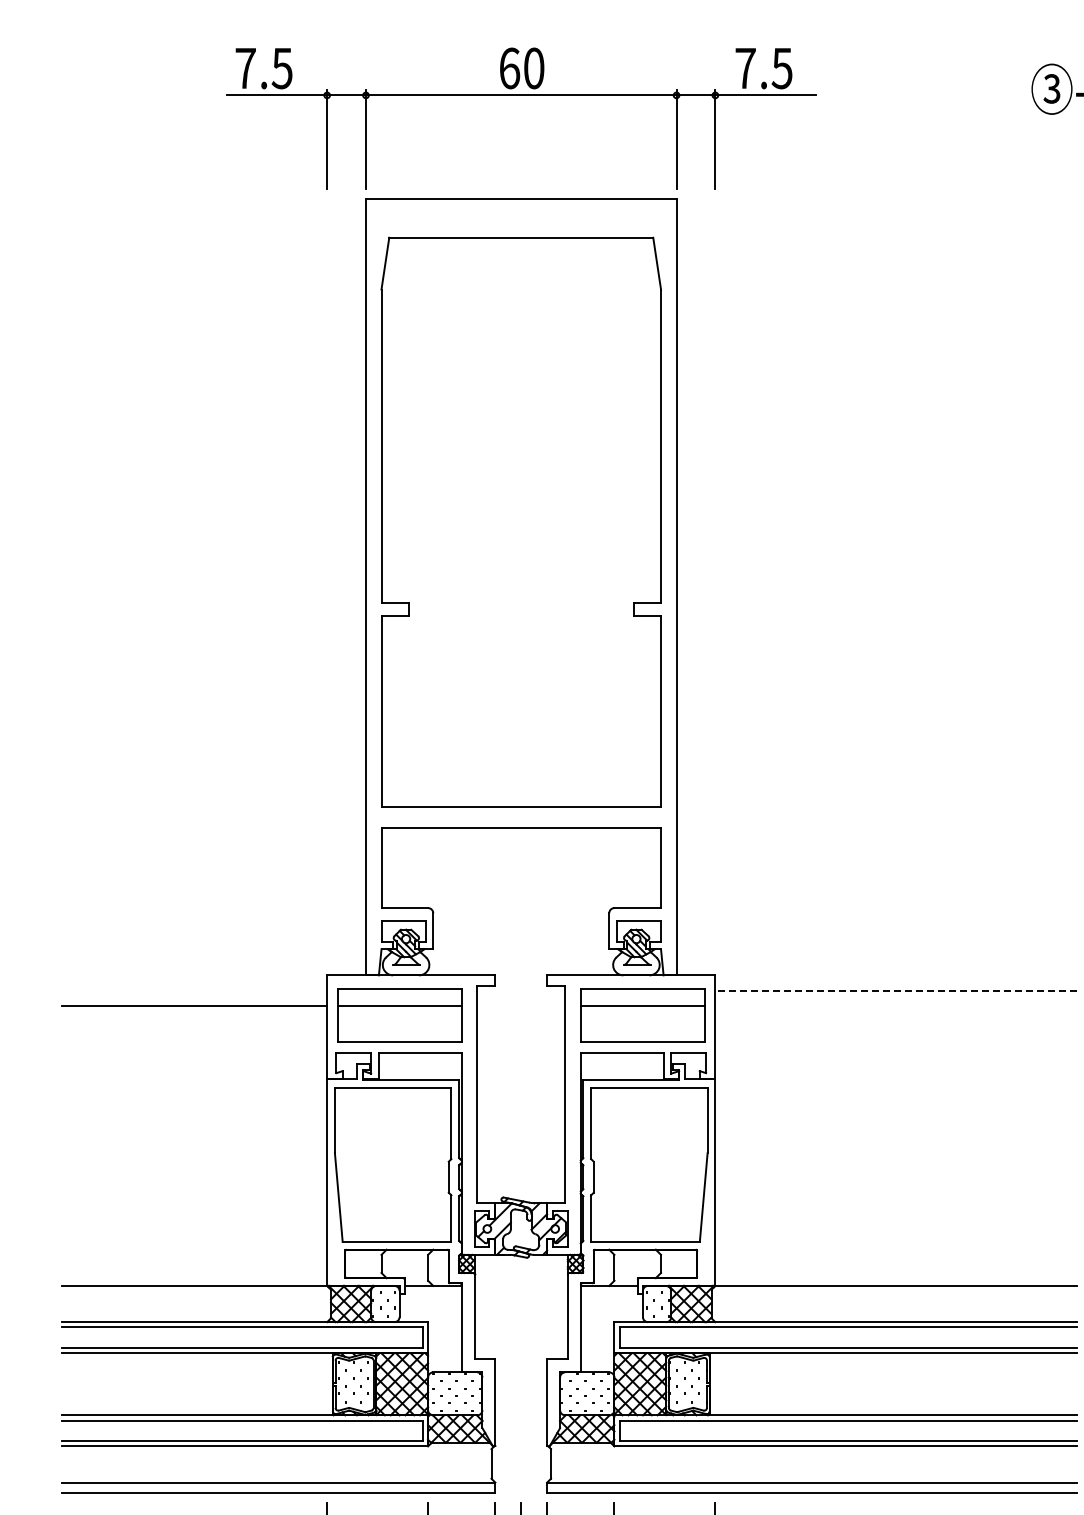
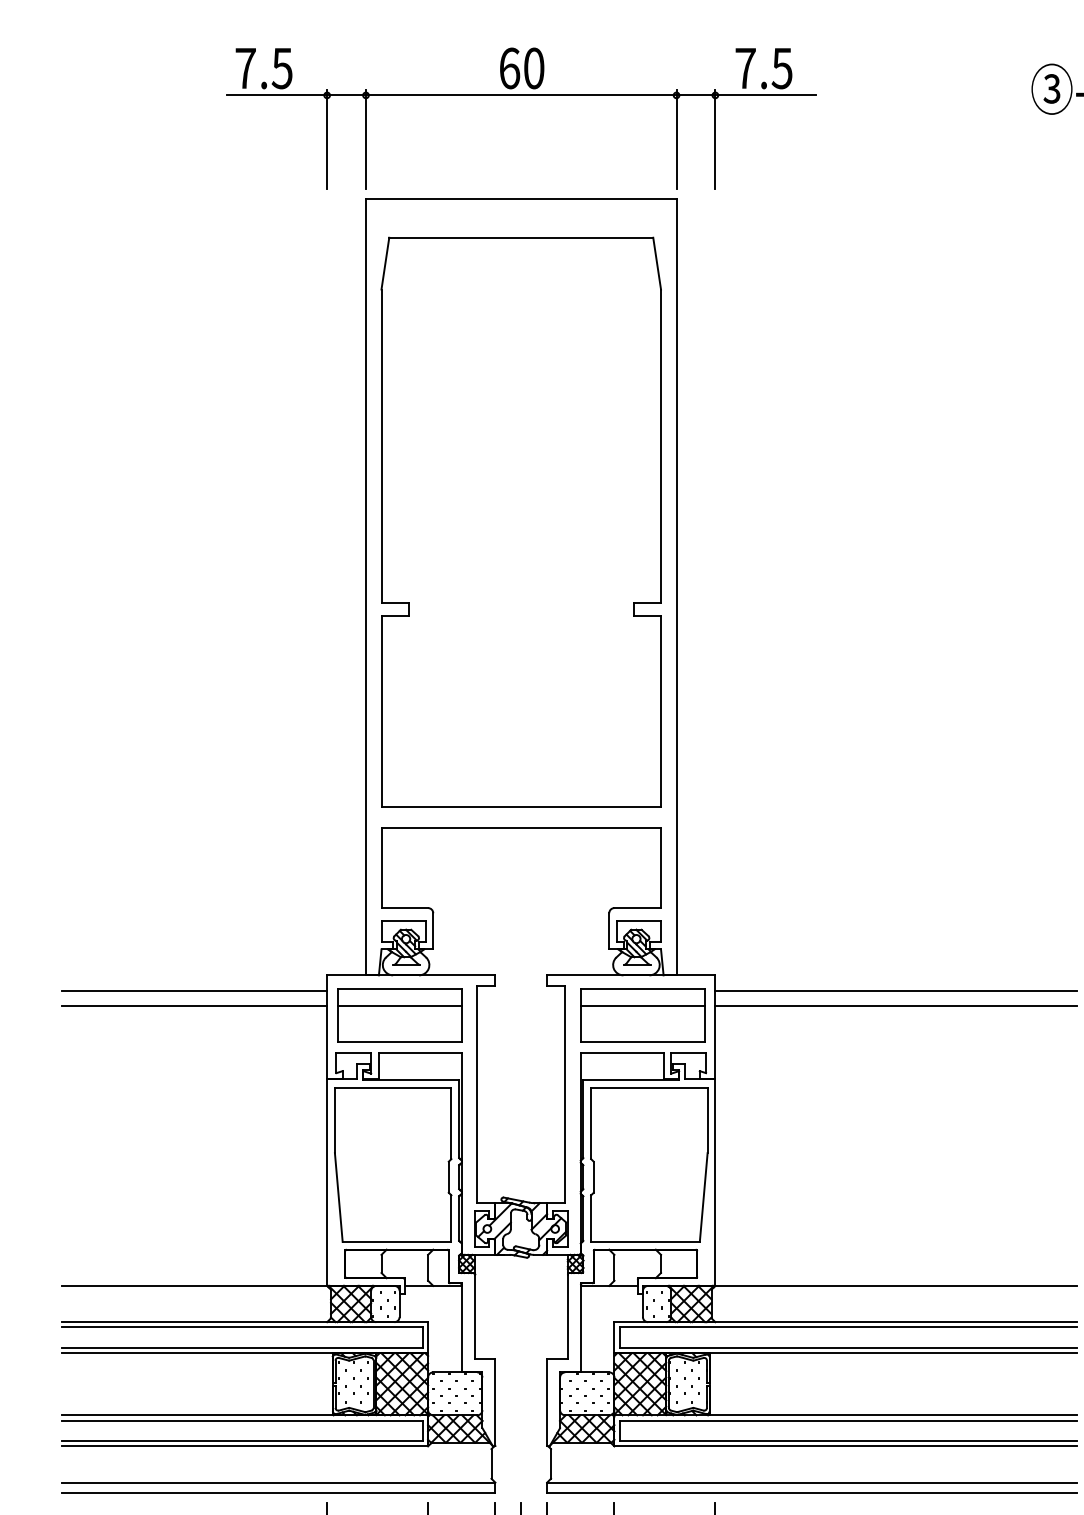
line: none -> present (194, 990)
line: dashed -> solid (896, 990)
line: none -> present (896, 1006)
